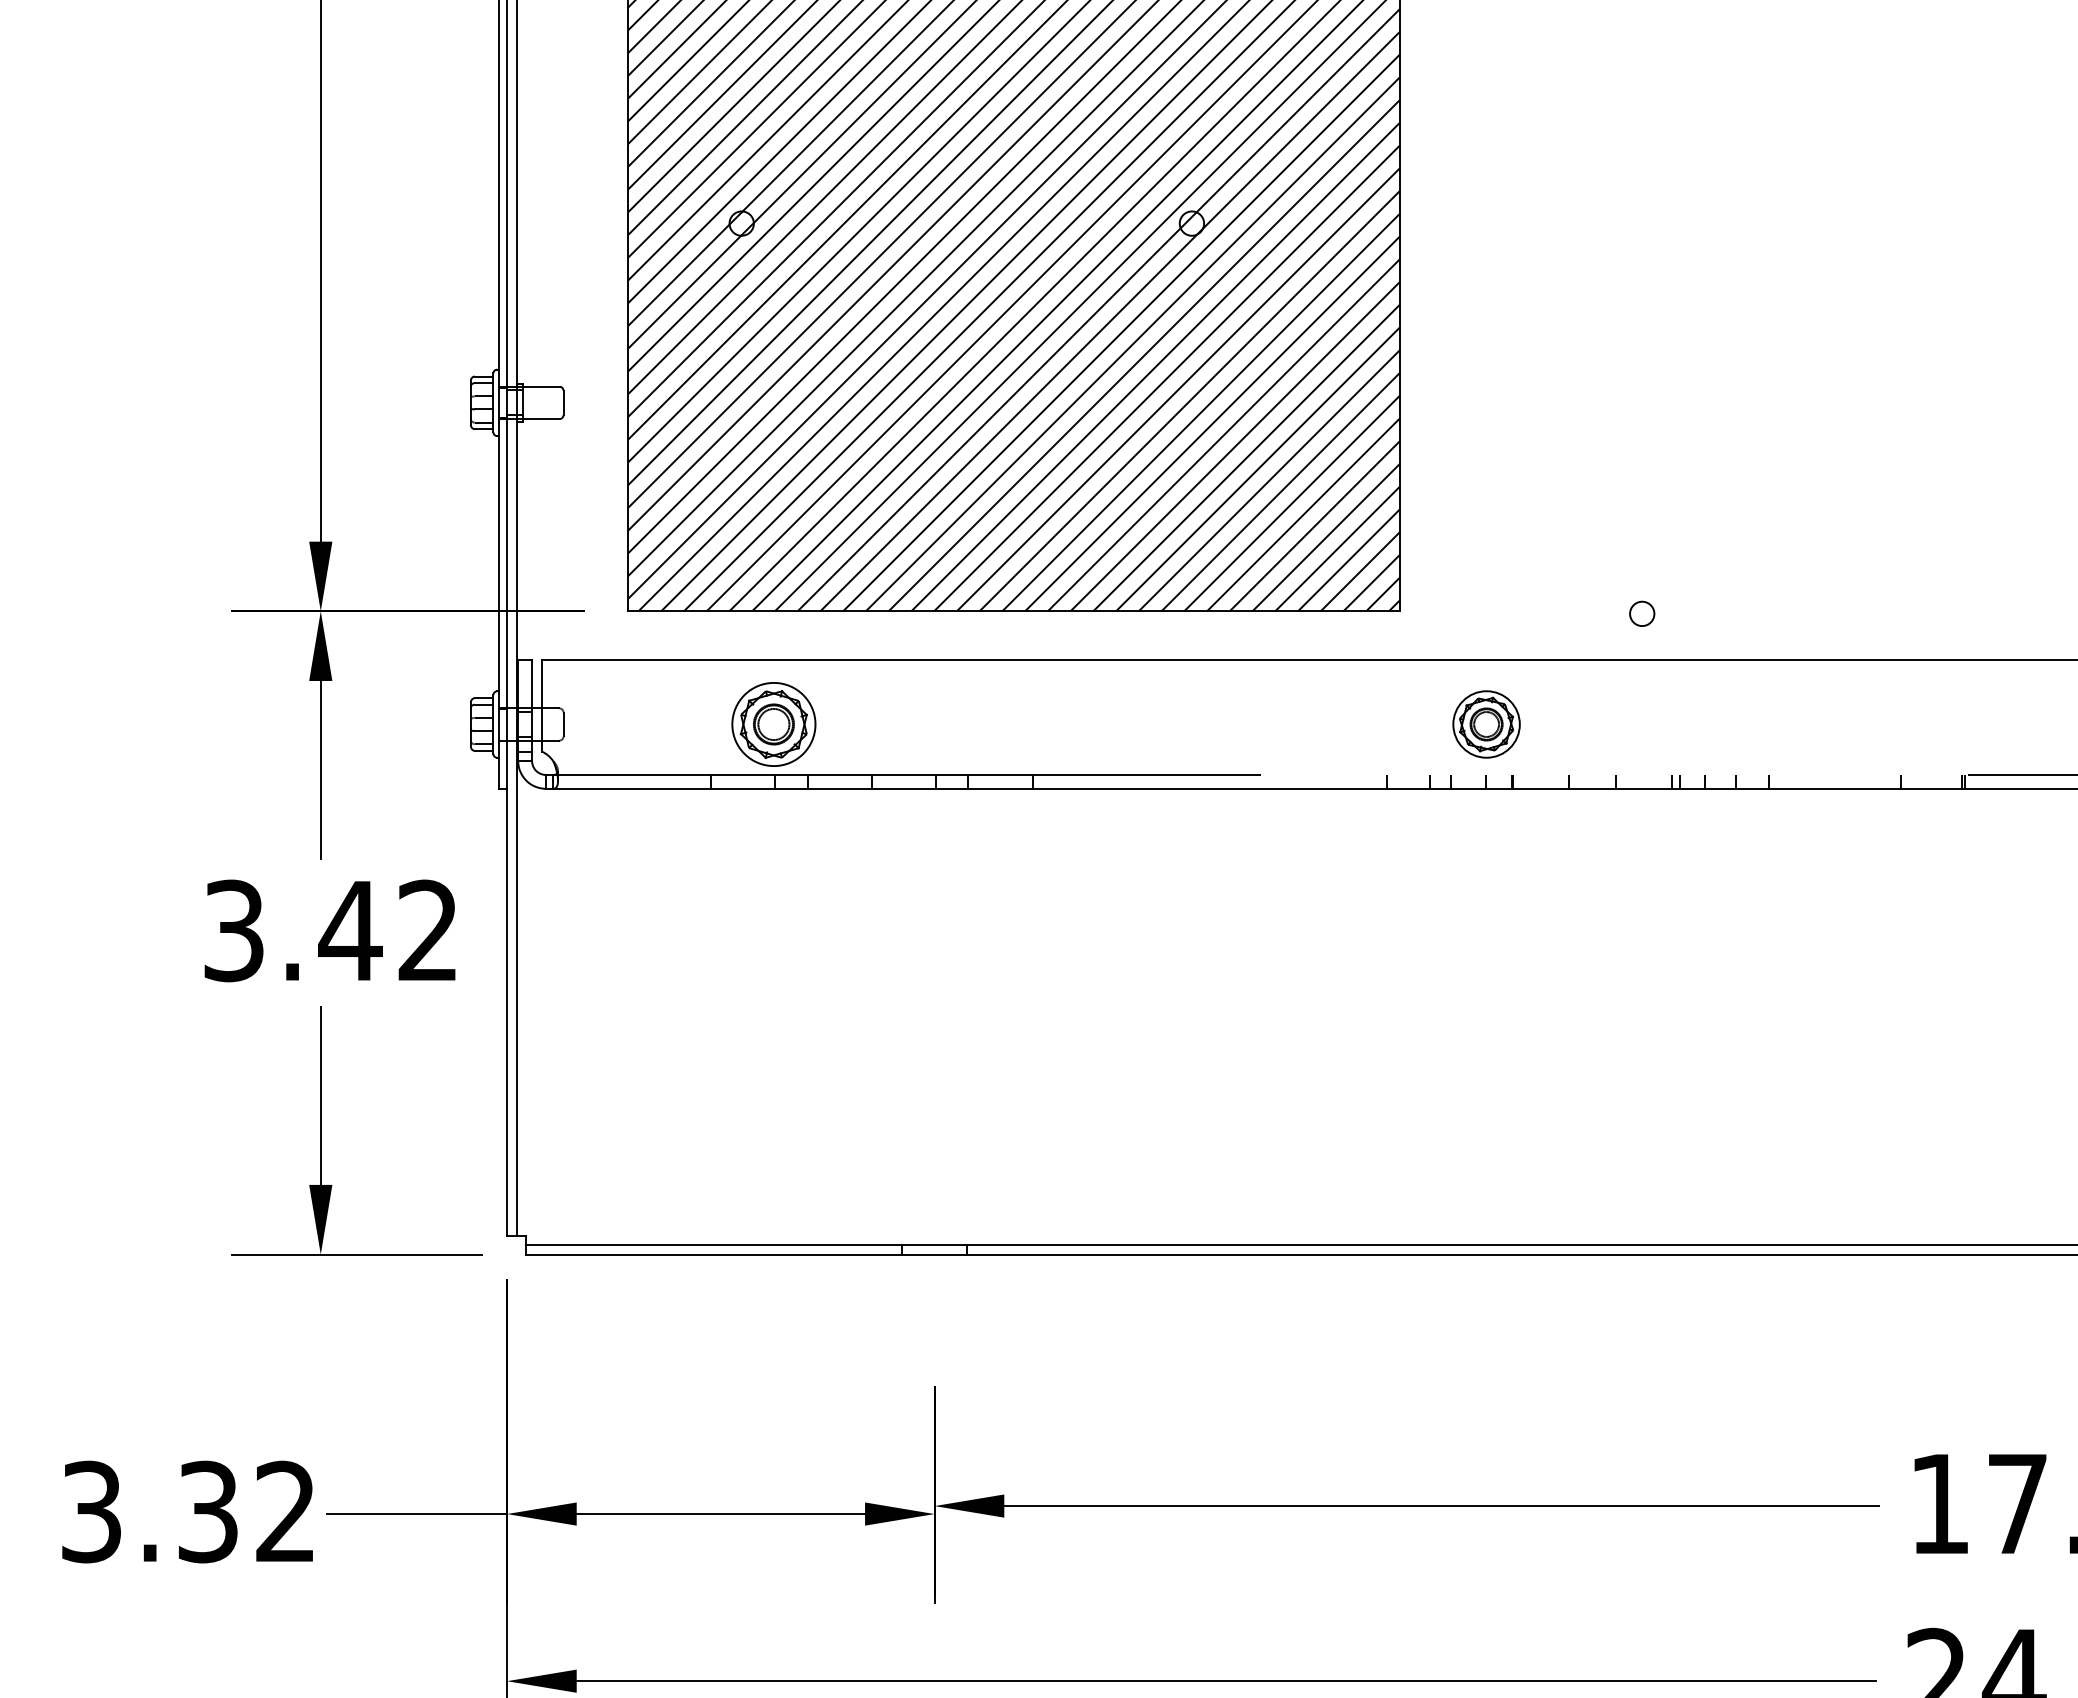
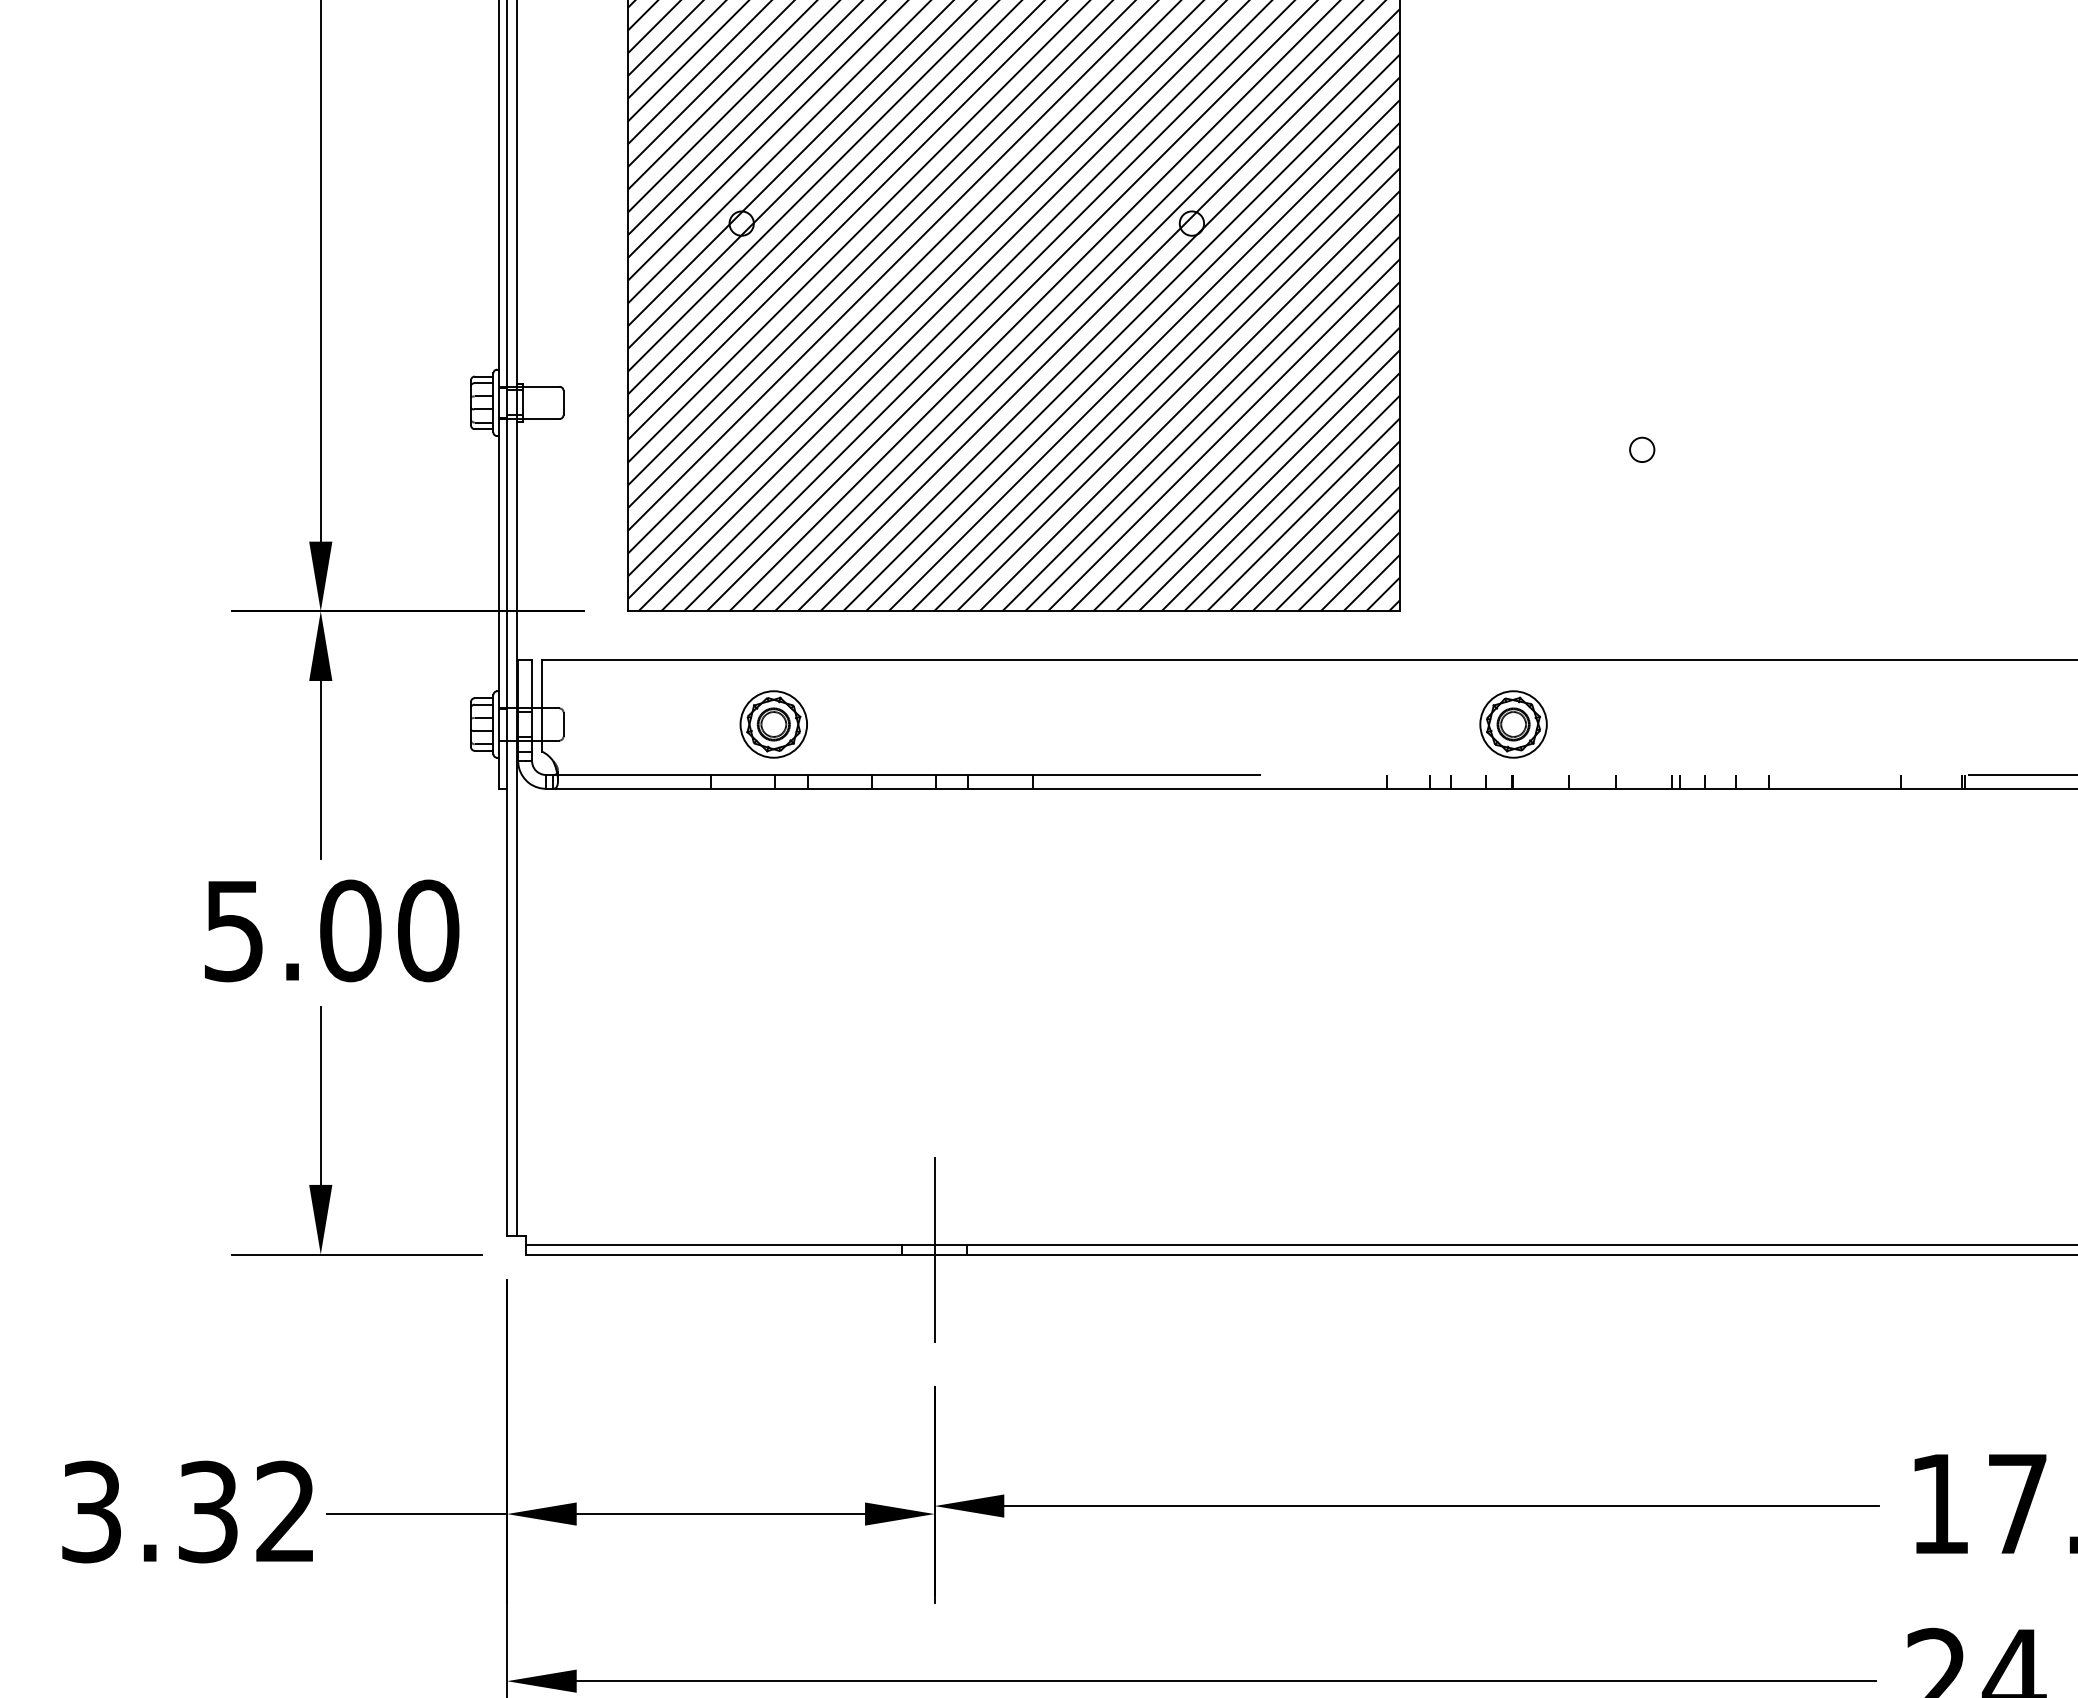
circle position: (1642, 613) -> (1642, 449) (1642, 449)
part size: 86x85 px -> 69x69 px (773, 724)
part position: (1486, 724) -> (1513, 724) (1513, 724)
text: 3.42 -> 5.00 (331, 930)
line: none -> present (934, 1249)
